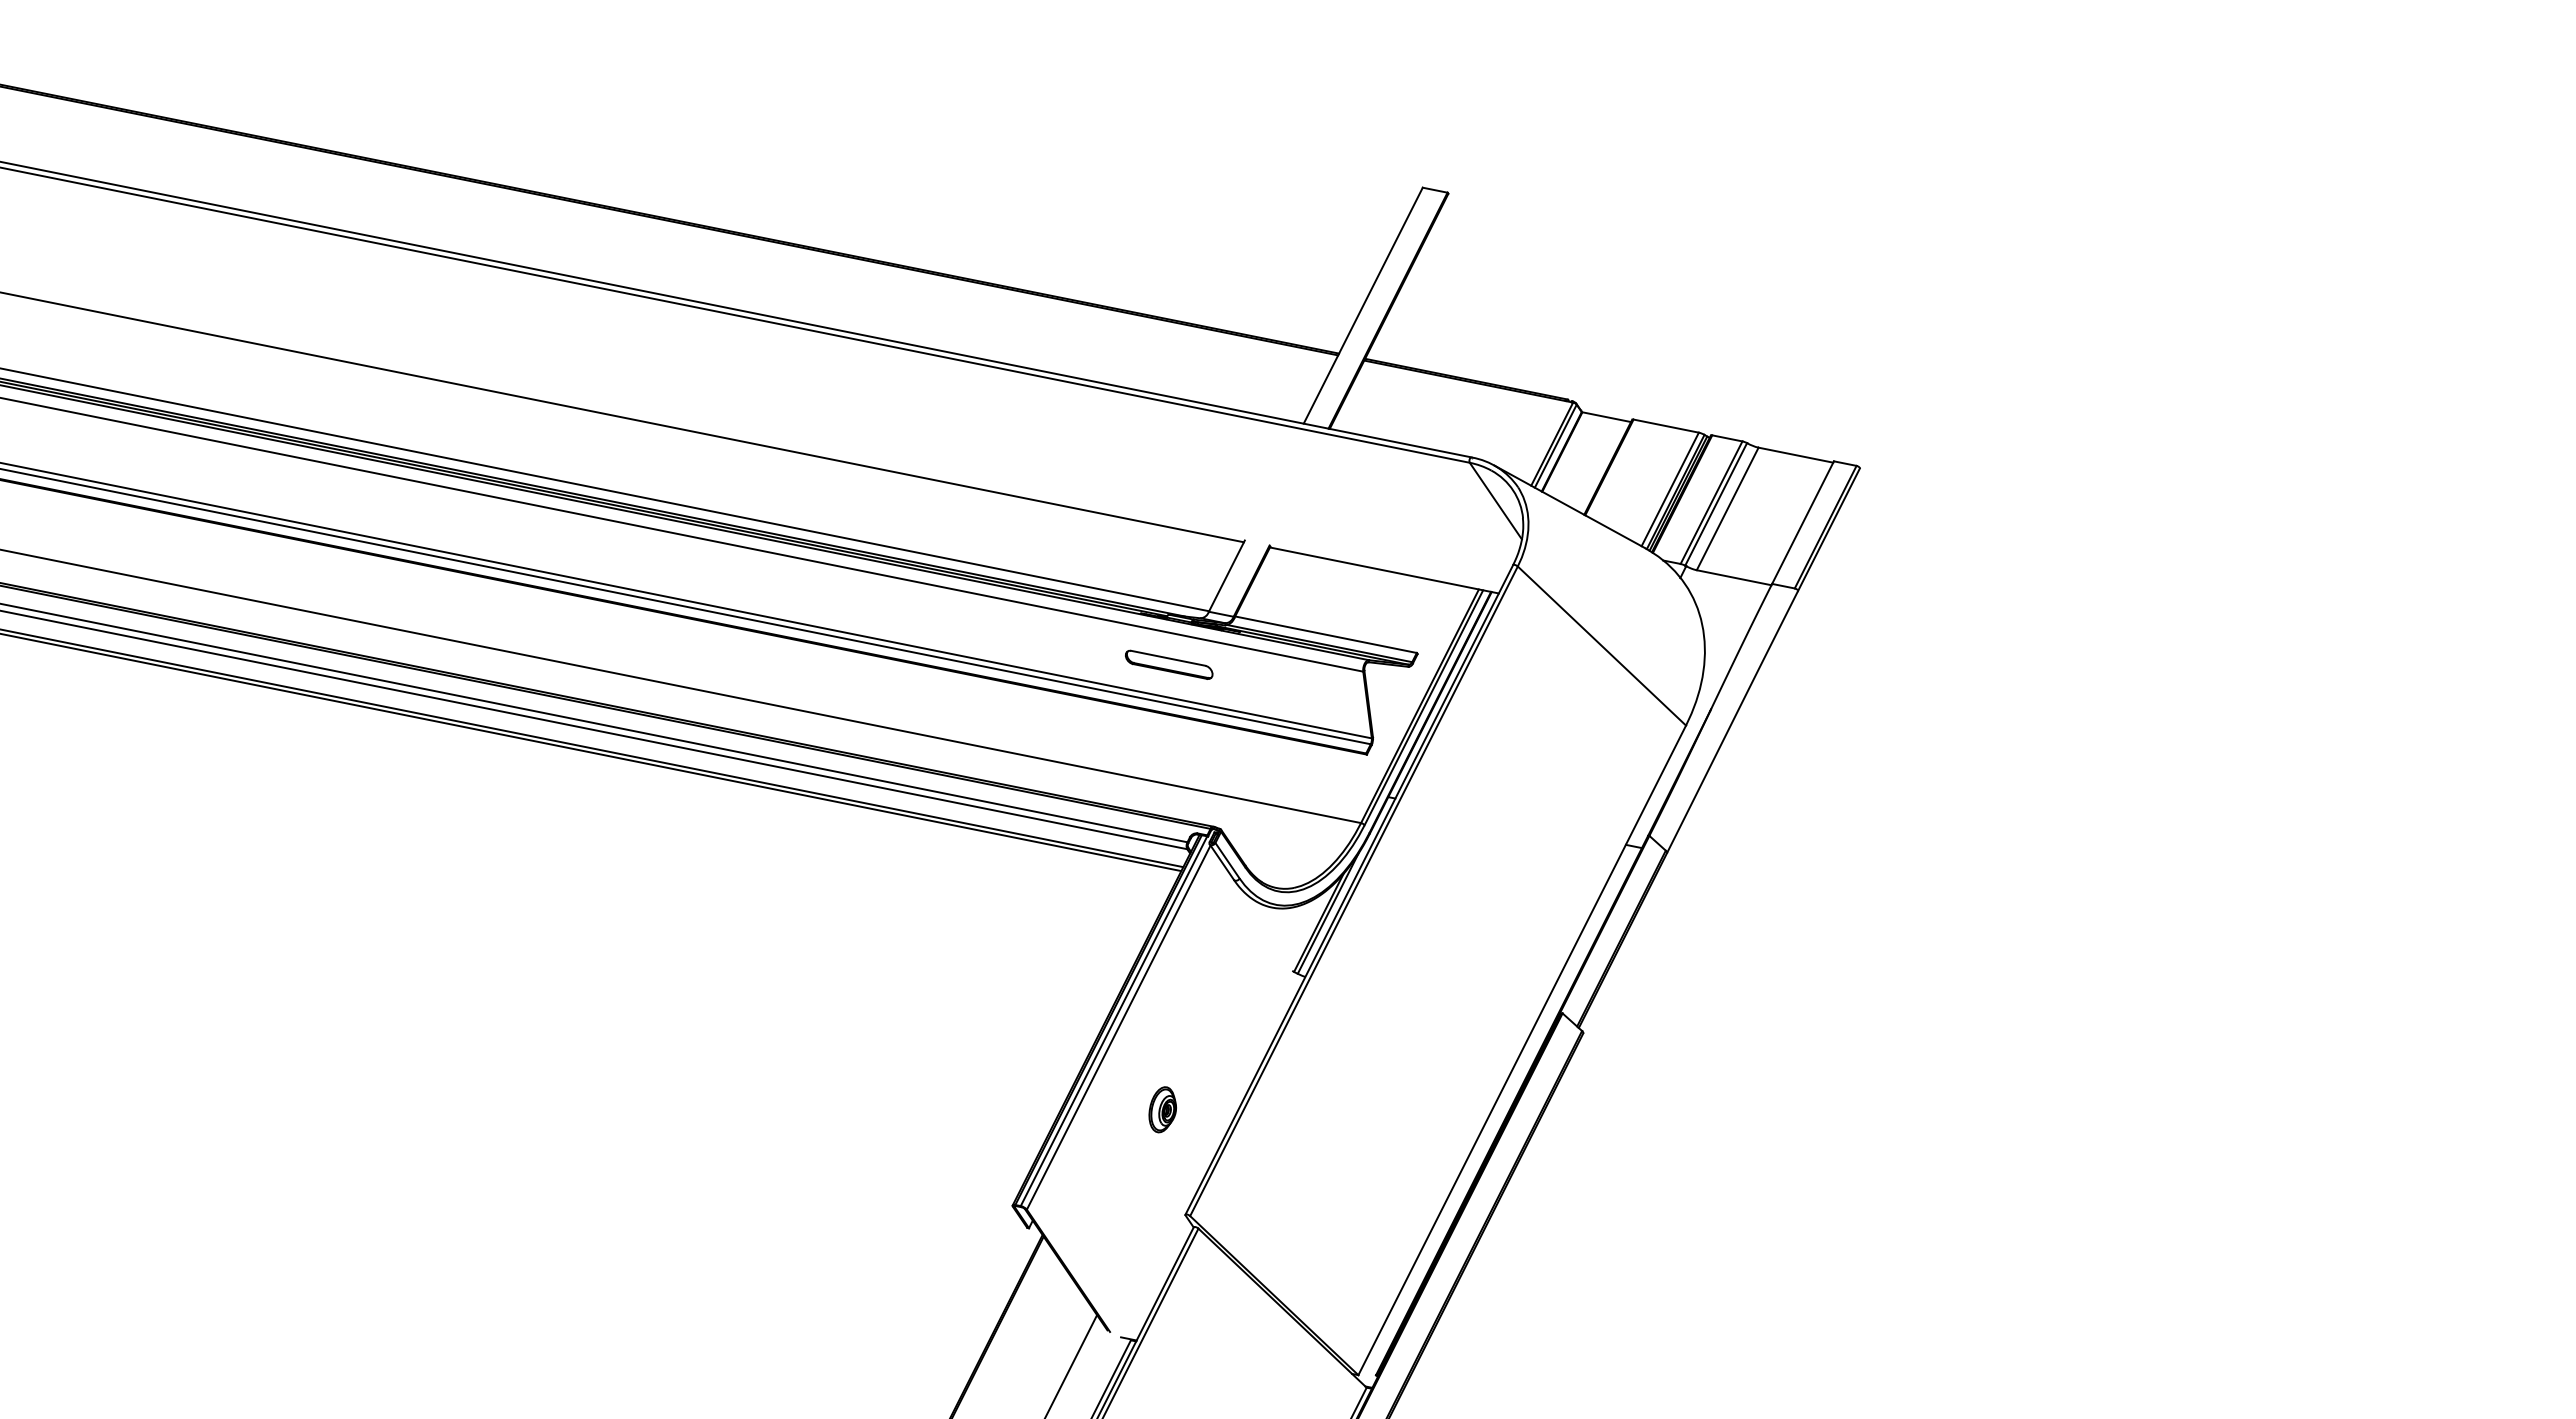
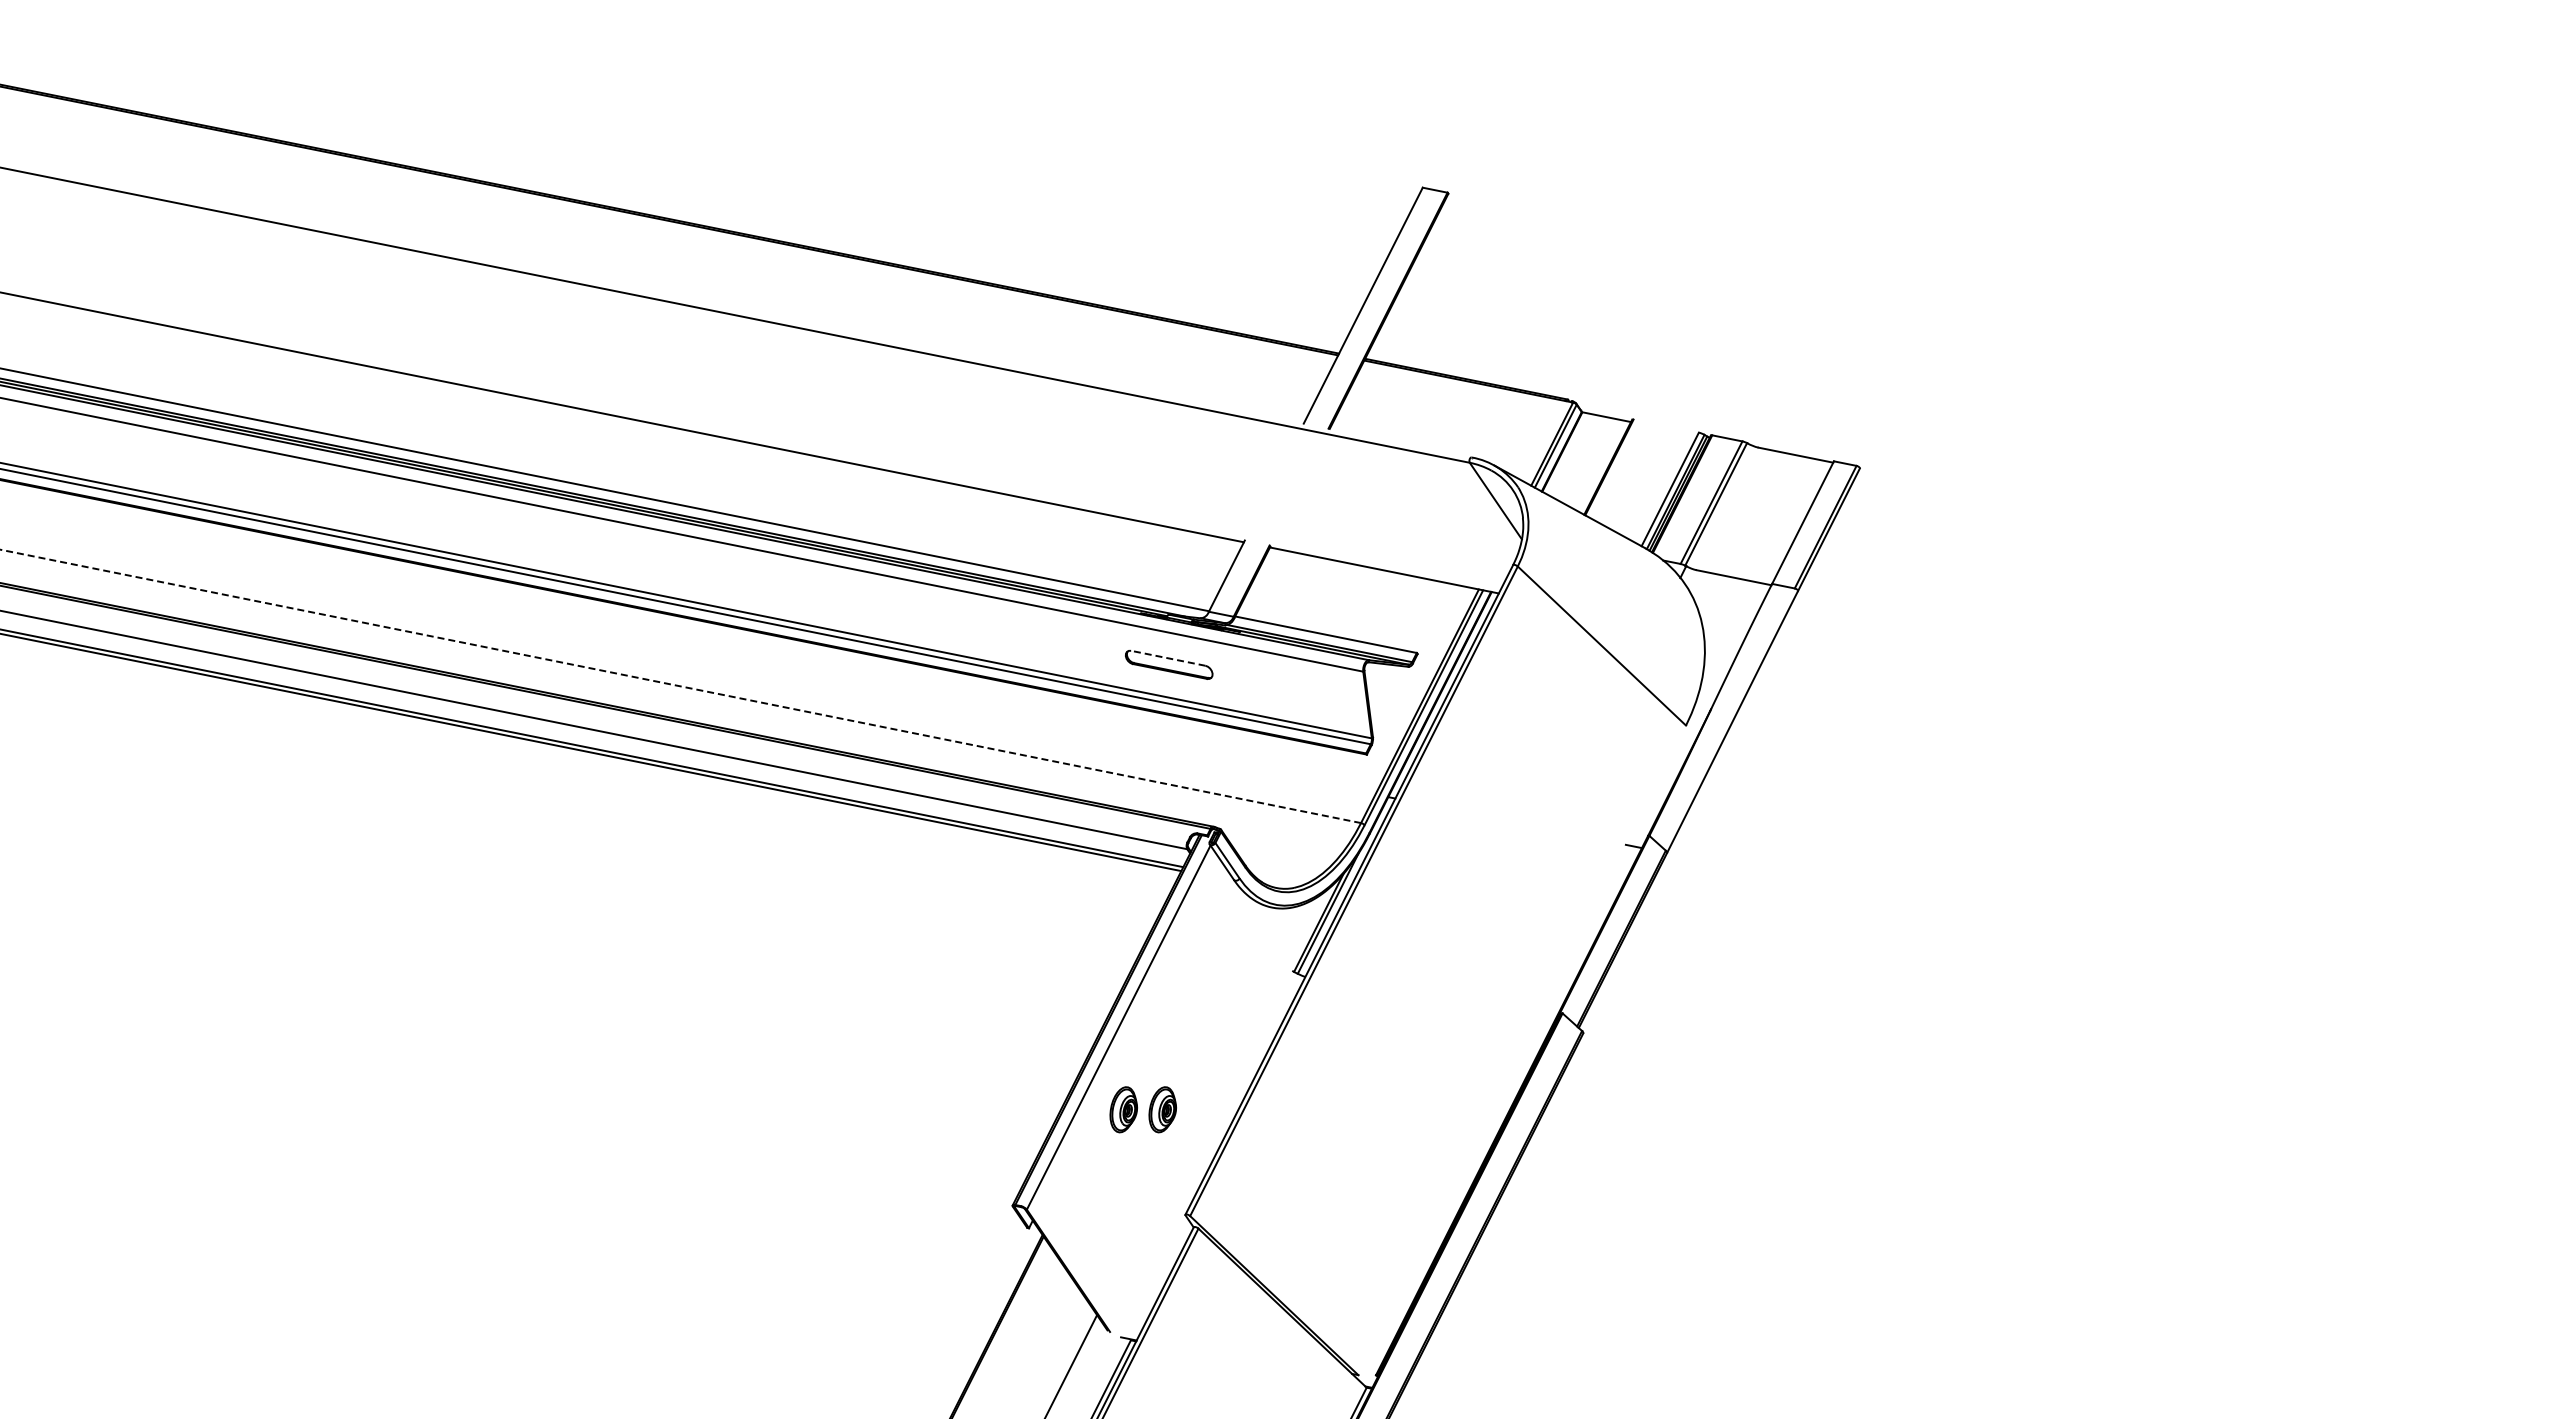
line: present -> none (736, 309)
line: present -> none (1665, 425)
line: present -> none (1727, 508)
line: solid -> dashed (1168, 658)
line: solid -> dashed (680, 686)
line: present -> none (594, 723)
line: present -> none (1113, 1021)
line: present -> none (1522, 1050)
part: none -> present (1123, 1109)
